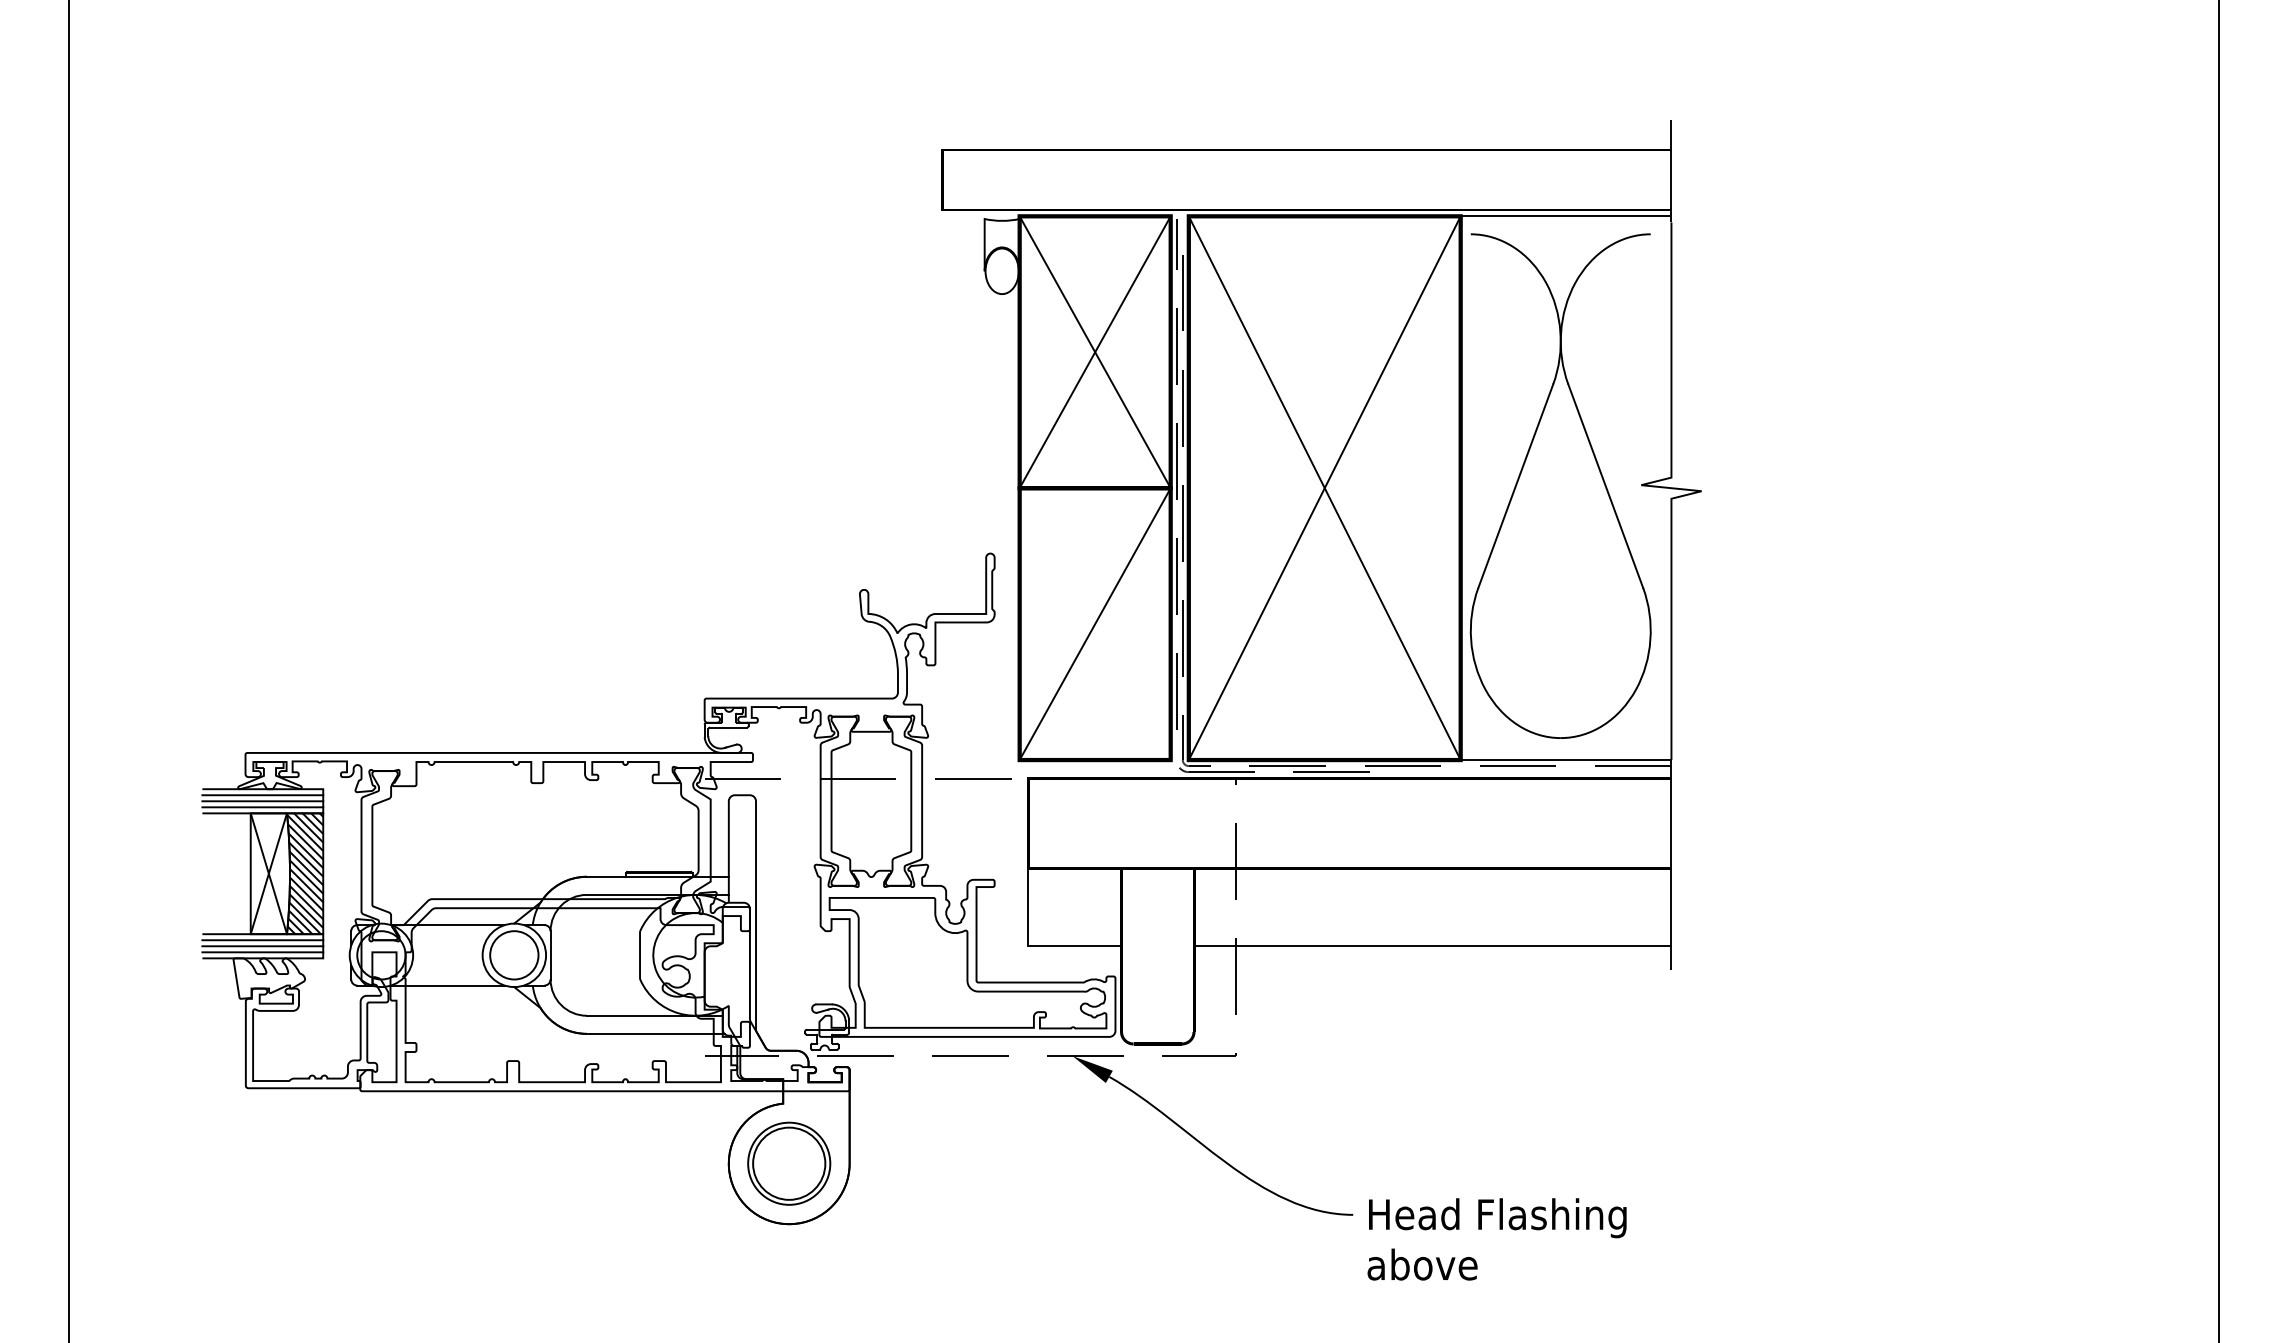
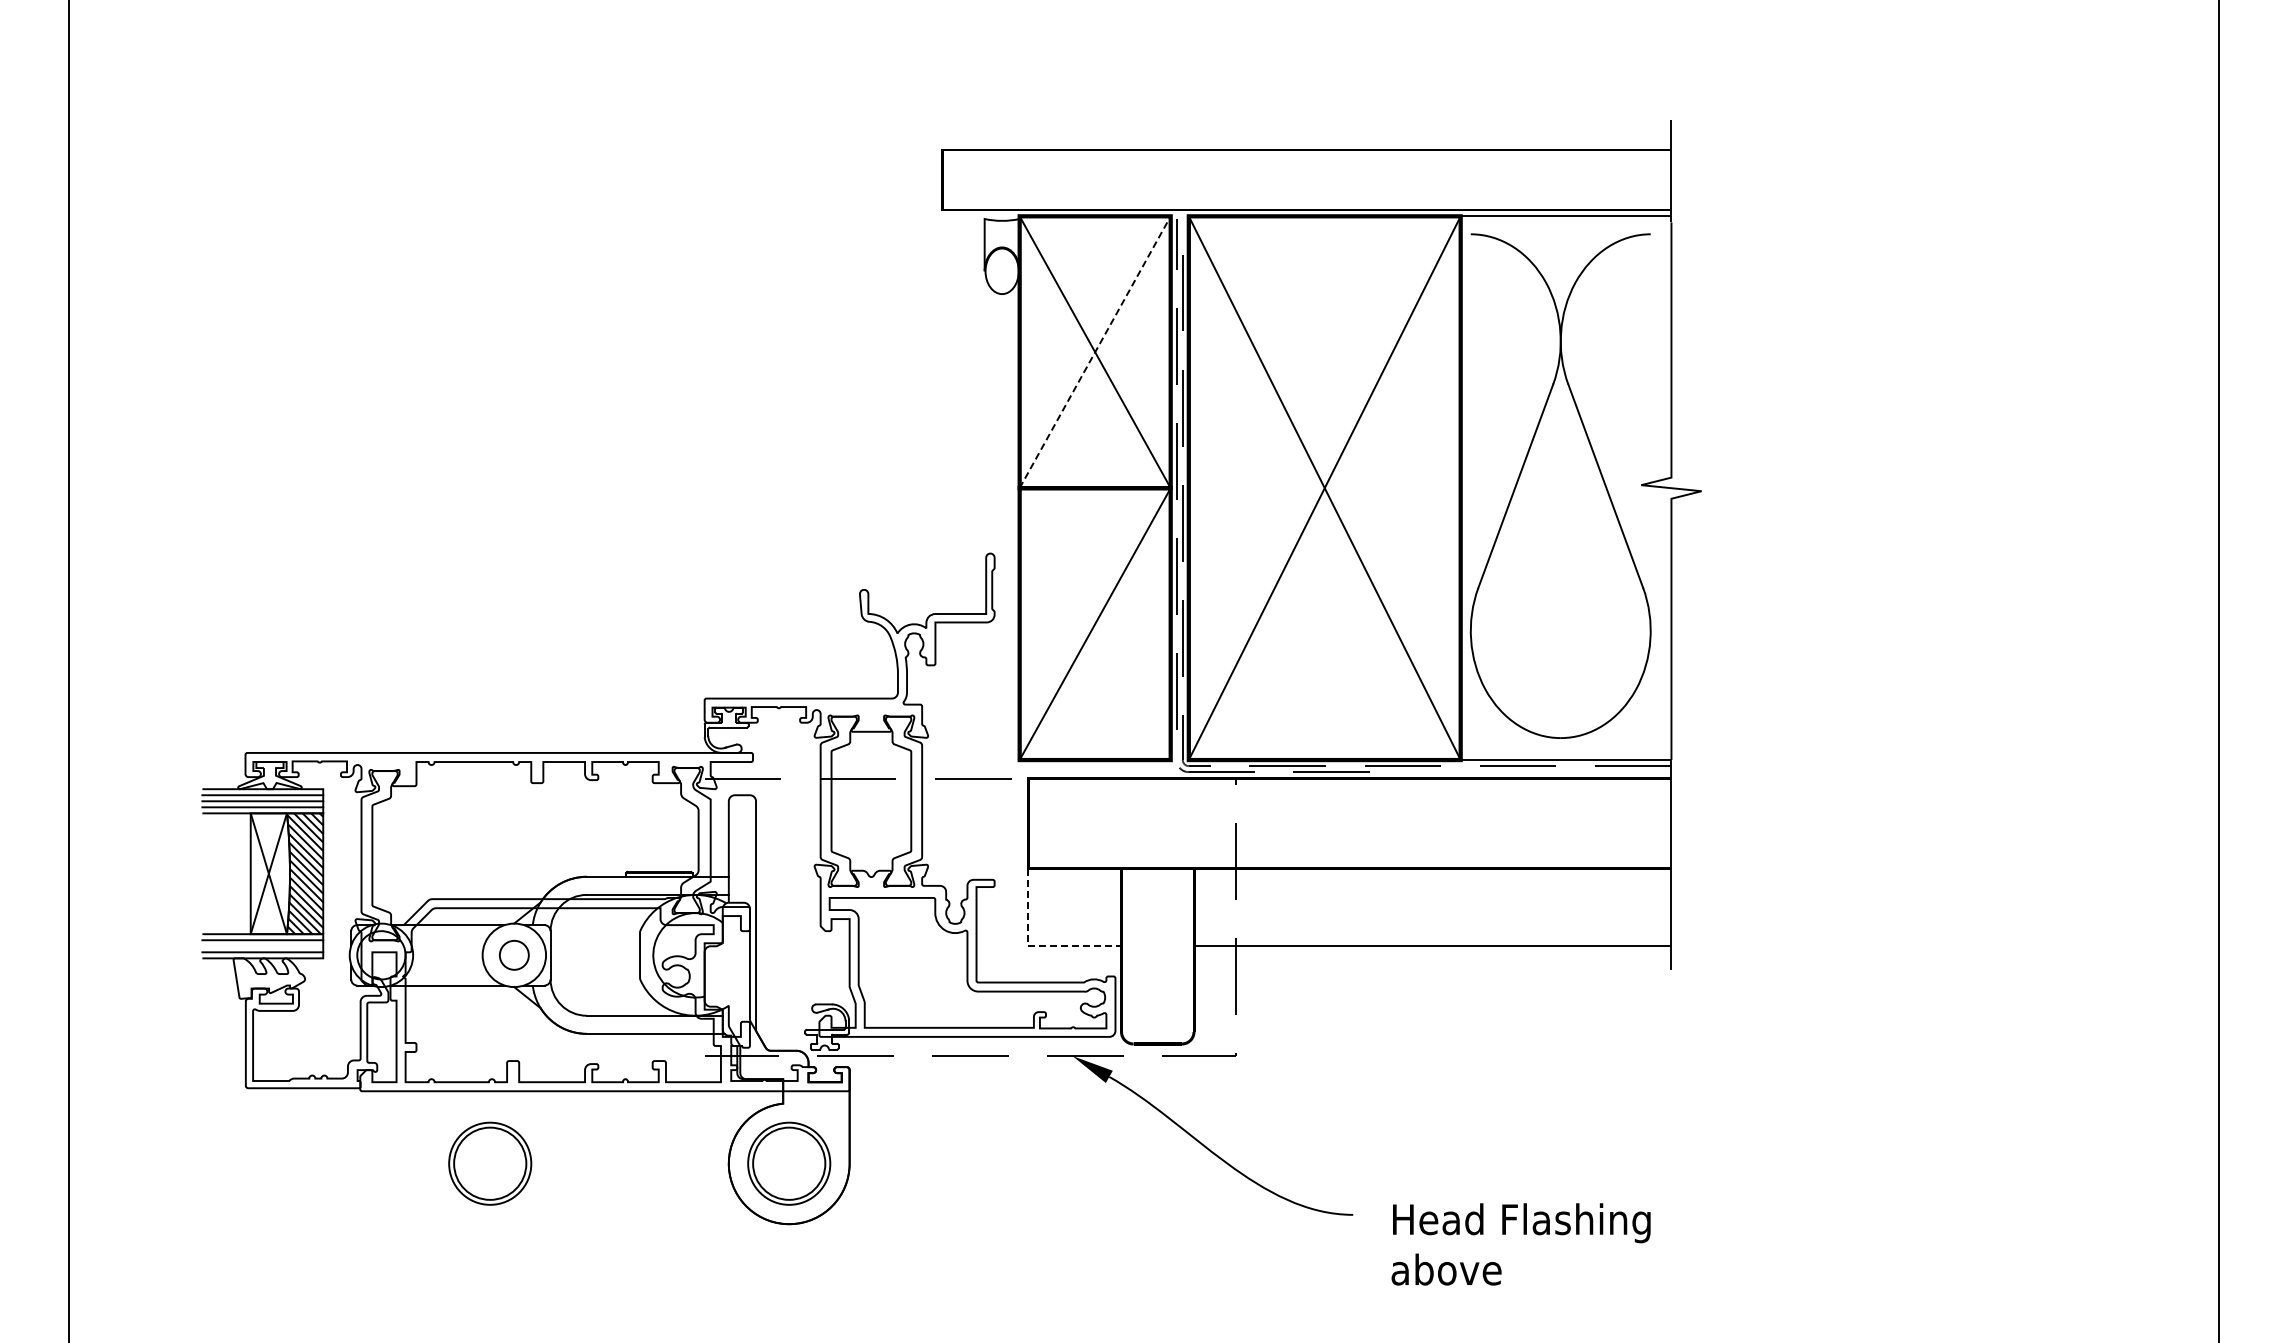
line: solid -> dashed (1095, 351)
line: present -> none (262, 946)
line: solid -> dashed (1036, 946)
circle diameter: 48 px -> 29 px (513, 954)
part: none -> present (490, 1163)
text position: (1496, 1239) -> (1520, 1244) (1520, 1244)
